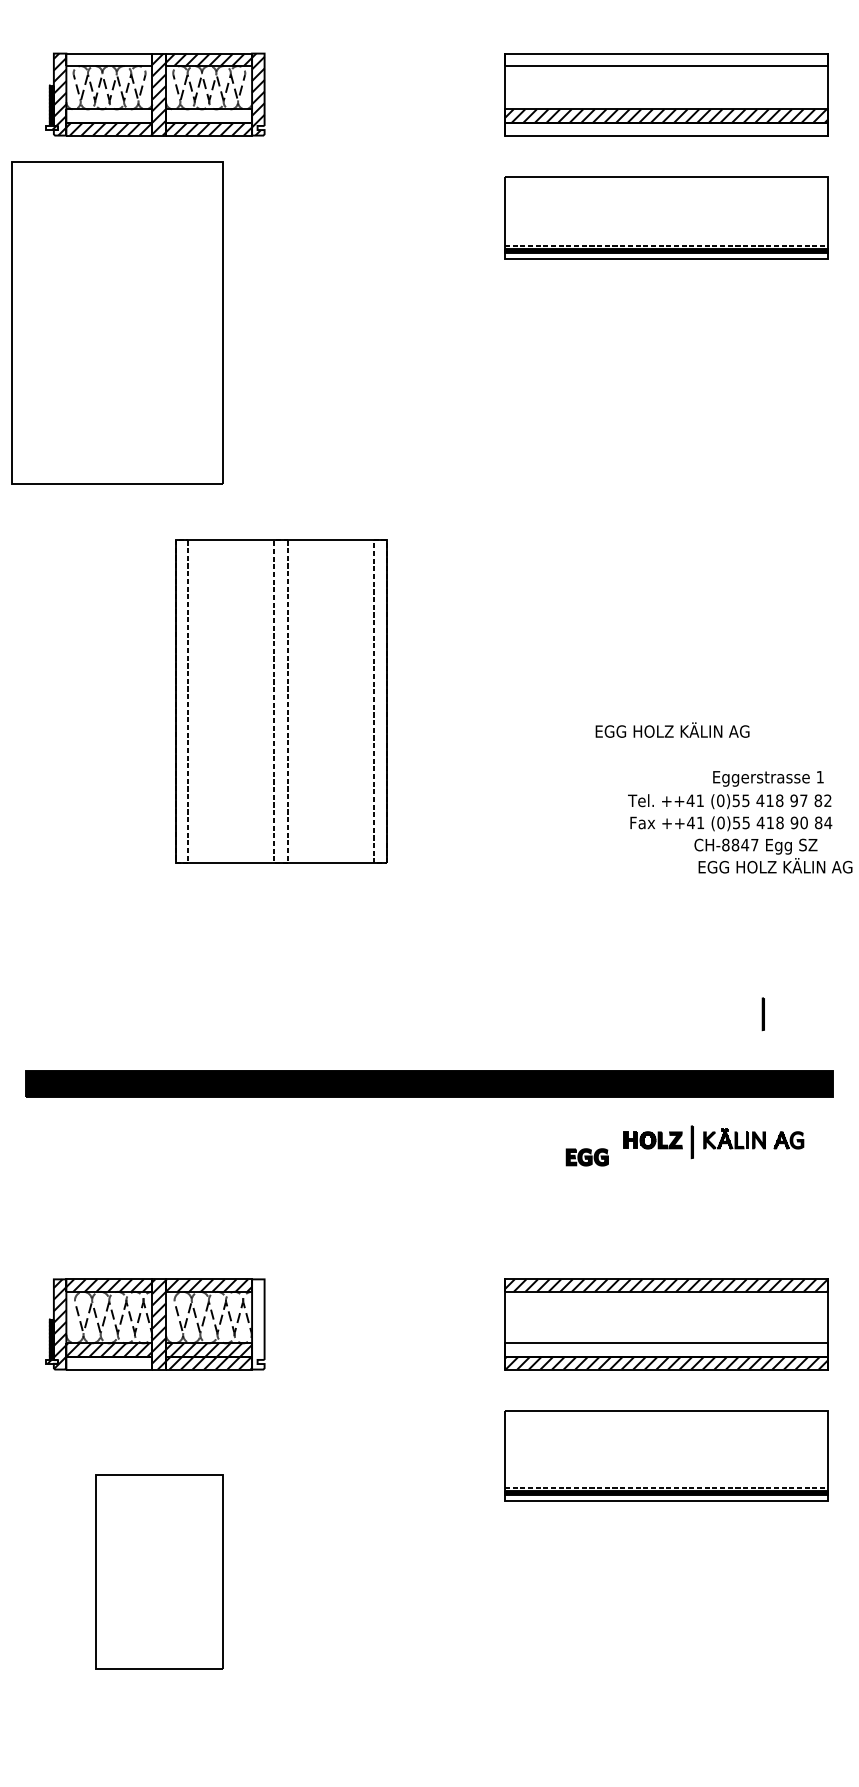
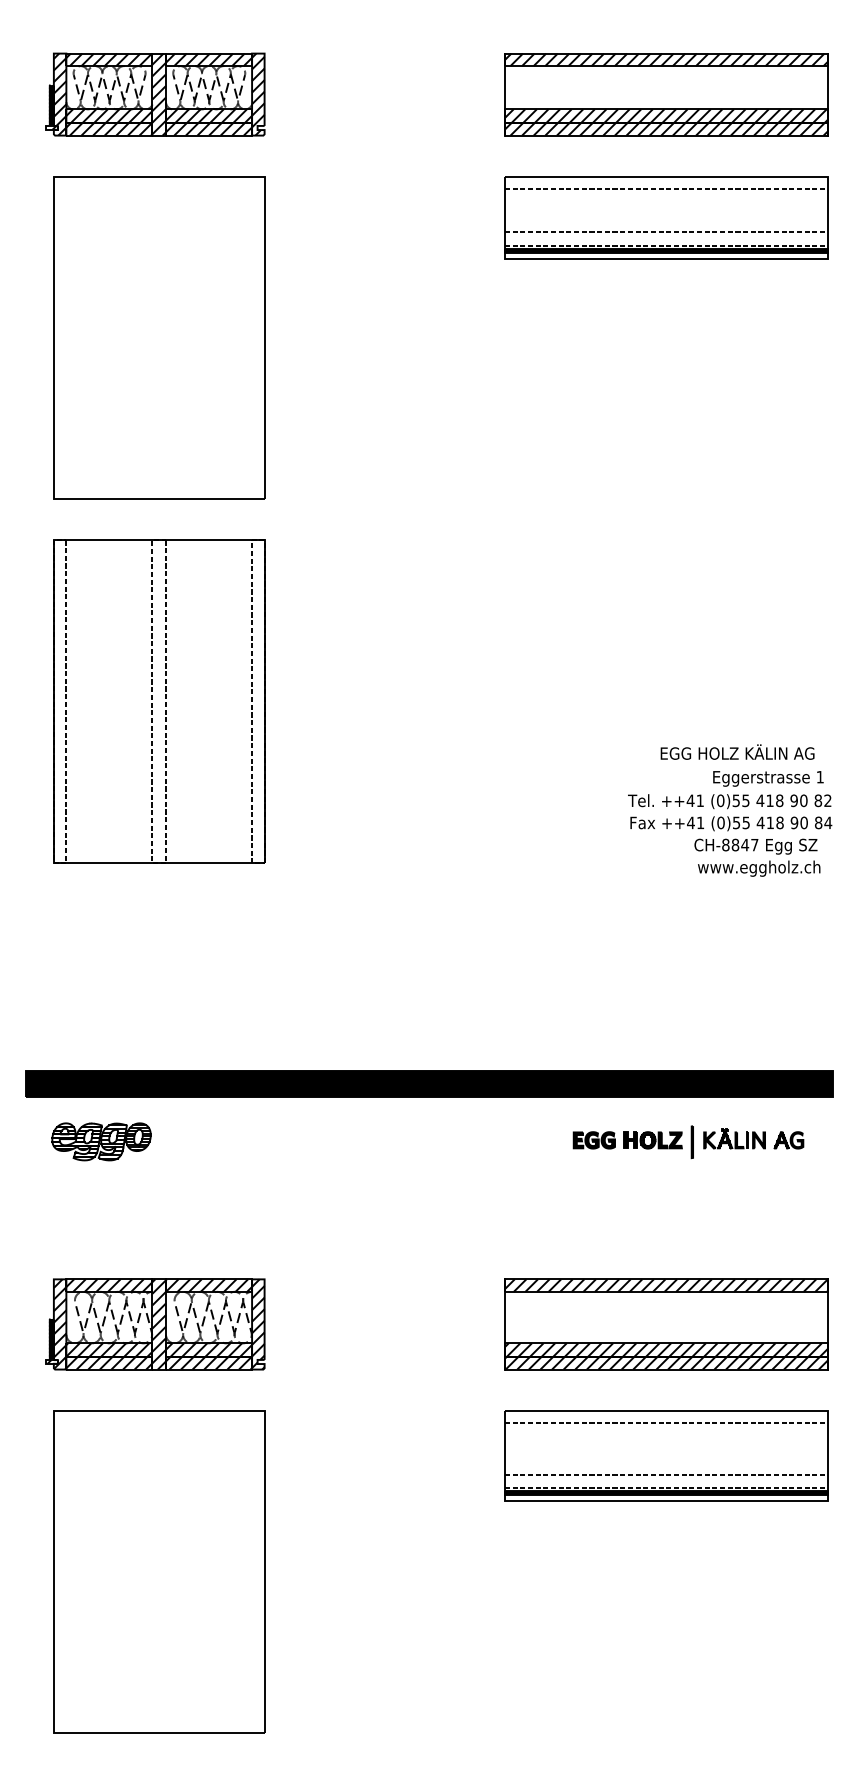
hatch: none -> present (109, 59)
hatch: none -> present (665, 59)
hatch: none -> present (109, 116)
hatch: none -> present (208, 116)
hatch: none -> present (665, 129)
line: none -> present (665, 189)
line: none -> present (665, 232)
part position: (117, 322) -> (159, 337) (159, 337)
part position: (281, 701) -> (159, 701) (159, 701)
text position: (672, 729) -> (737, 751) (737, 751)
text: 97 -> 90 (803, 800)
text: EGG HOLZ KÄLIN AG -> www.eggholz.ch (775, 867)
line: present -> none (762, 1014)
part: none -> present (101, 1141)
part position: (586, 1157) -> (593, 1140) (593, 1140)
hatch: none -> present (258, 1324)
hatch: none -> present (665, 1350)
hatch: none -> present (109, 1363)
line: none -> present (665, 1423)
line: none -> present (665, 1474)
part size: 129x196 px -> 213x324 px (159, 1571)
